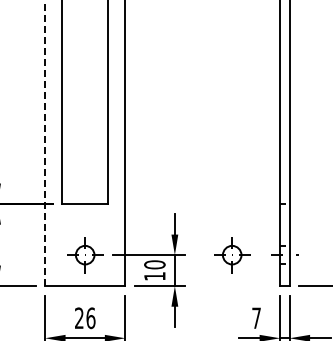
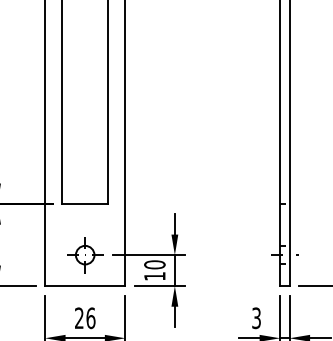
line: dashed -> solid (44, 143)
part: present -> none (232, 255)
text: 7 -> 3 (256, 318)
